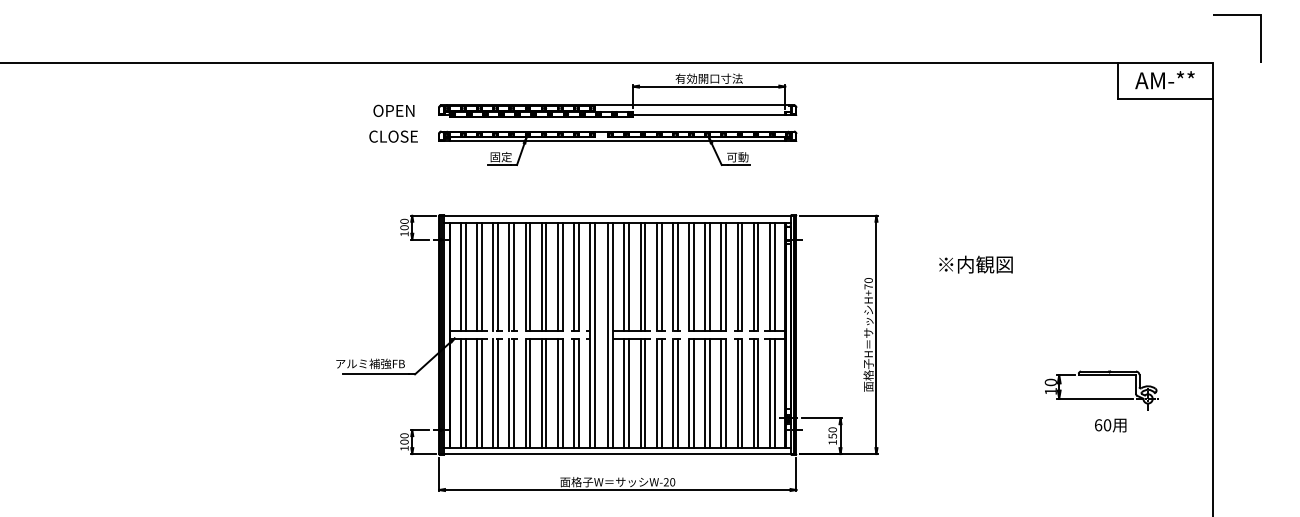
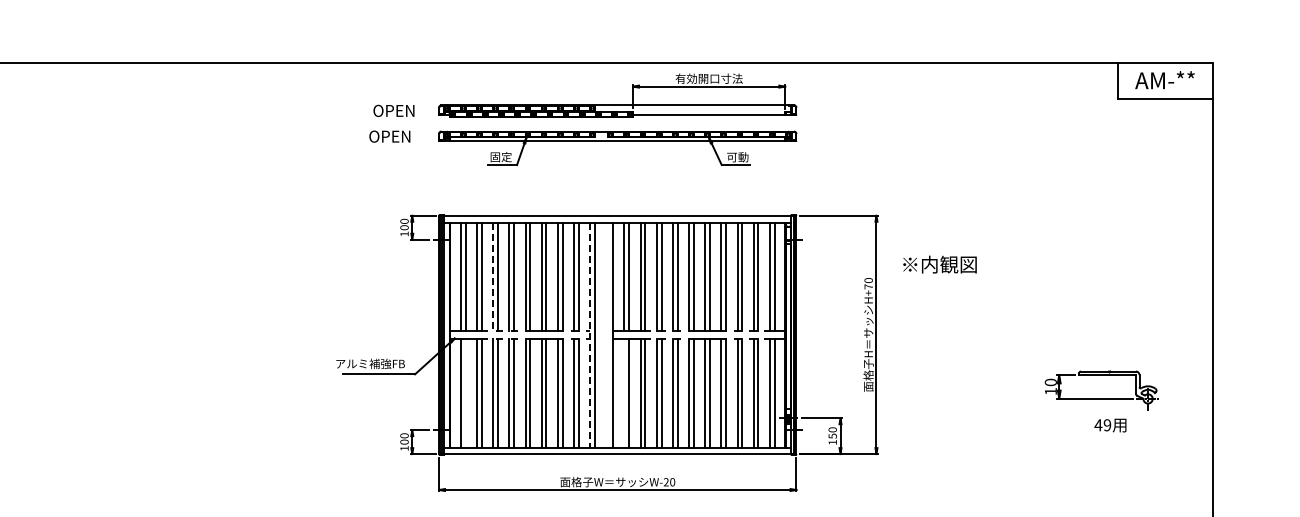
line: present -> none (1237, 15)
text: CLOSE -> OPEN (394, 136)
text position: (975, 264) -> (939, 264) (939, 264)
line: solid -> dashed (493, 277)
line: present -> none (608, 335)
line: solid -> dashed (590, 336)
line: present -> none (465, 392)
line: present -> none (624, 392)
text: 60 -> 49 (1102, 425)
